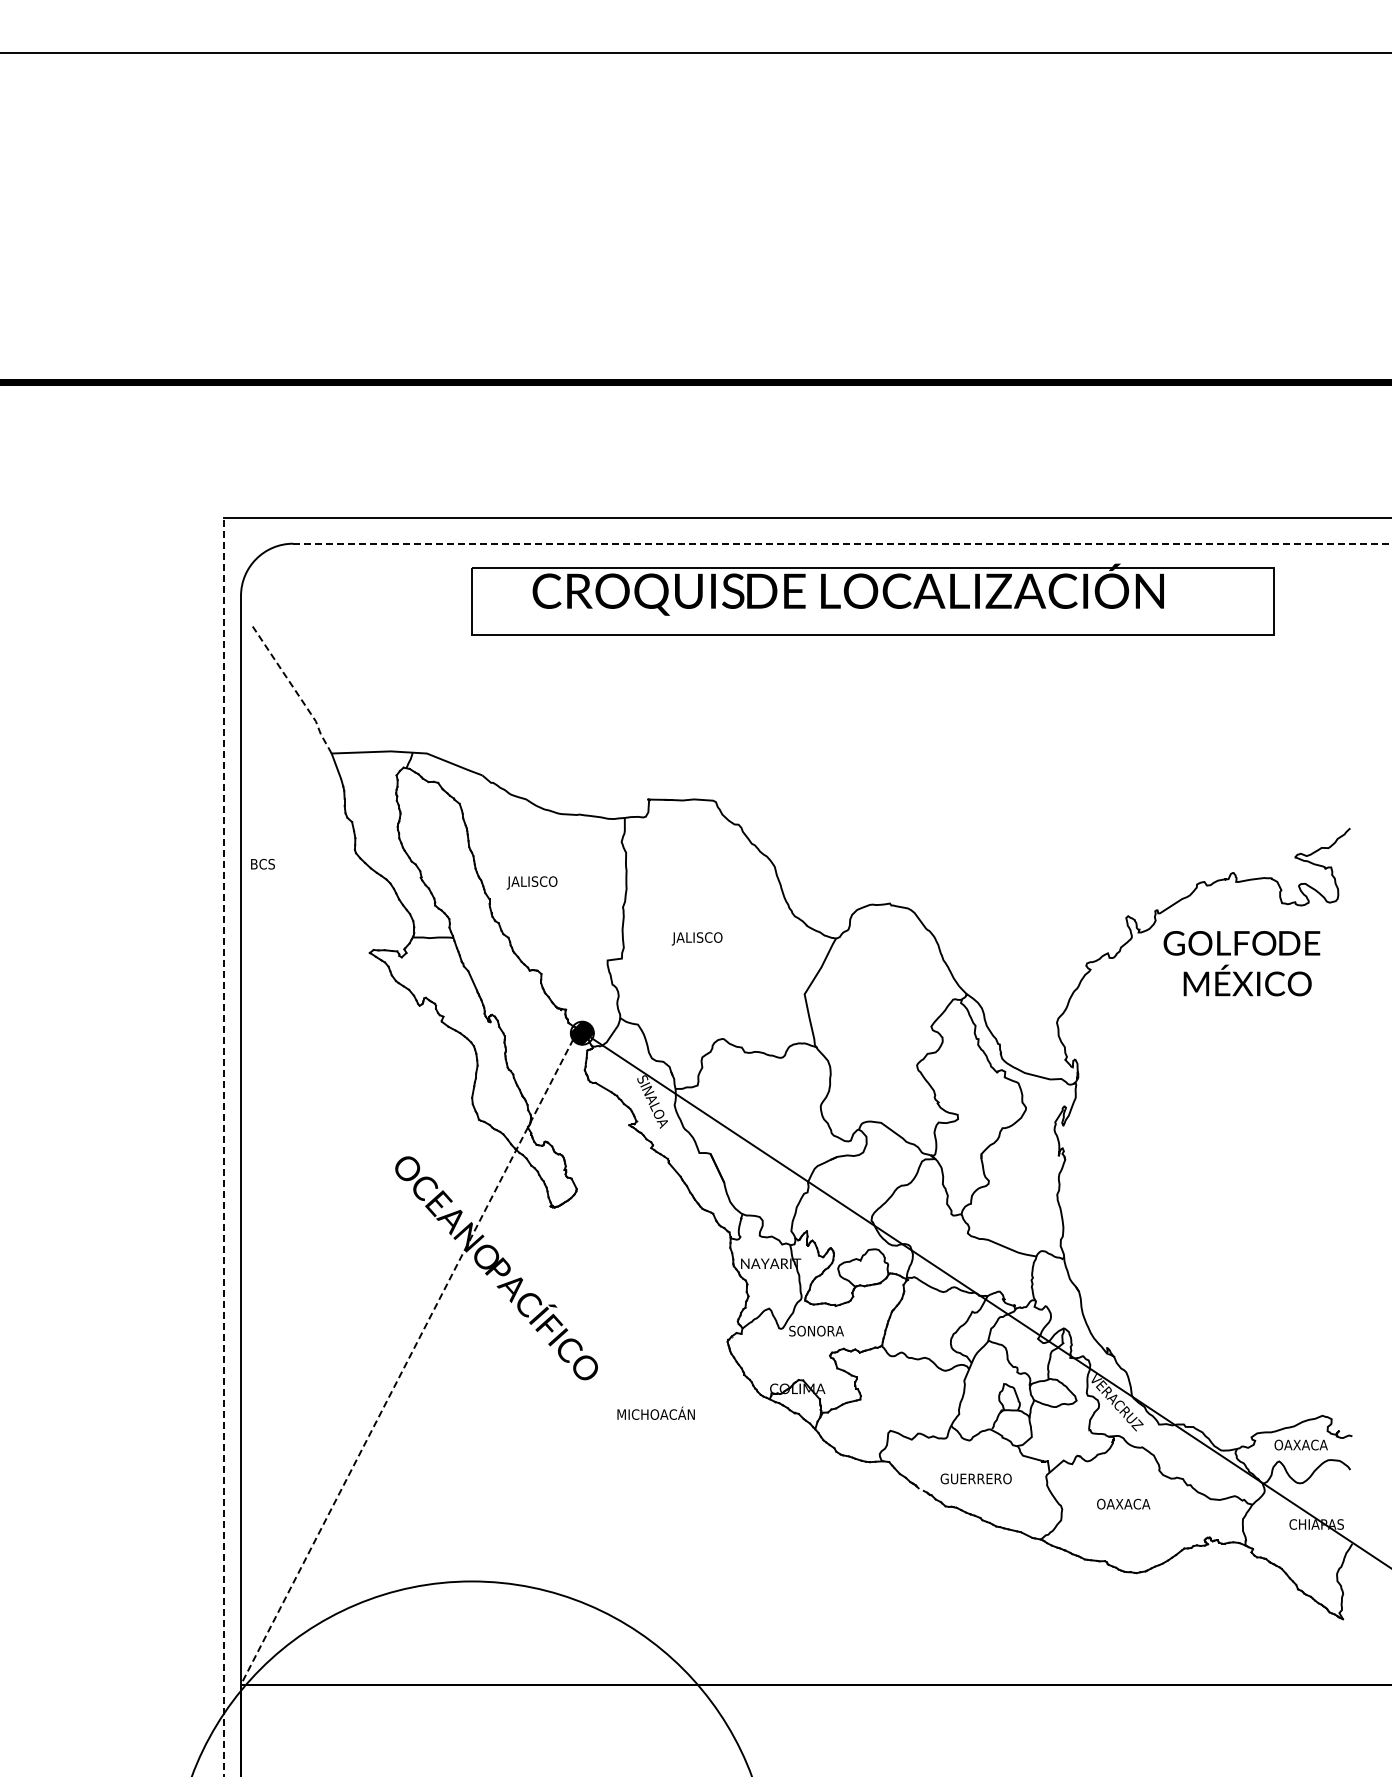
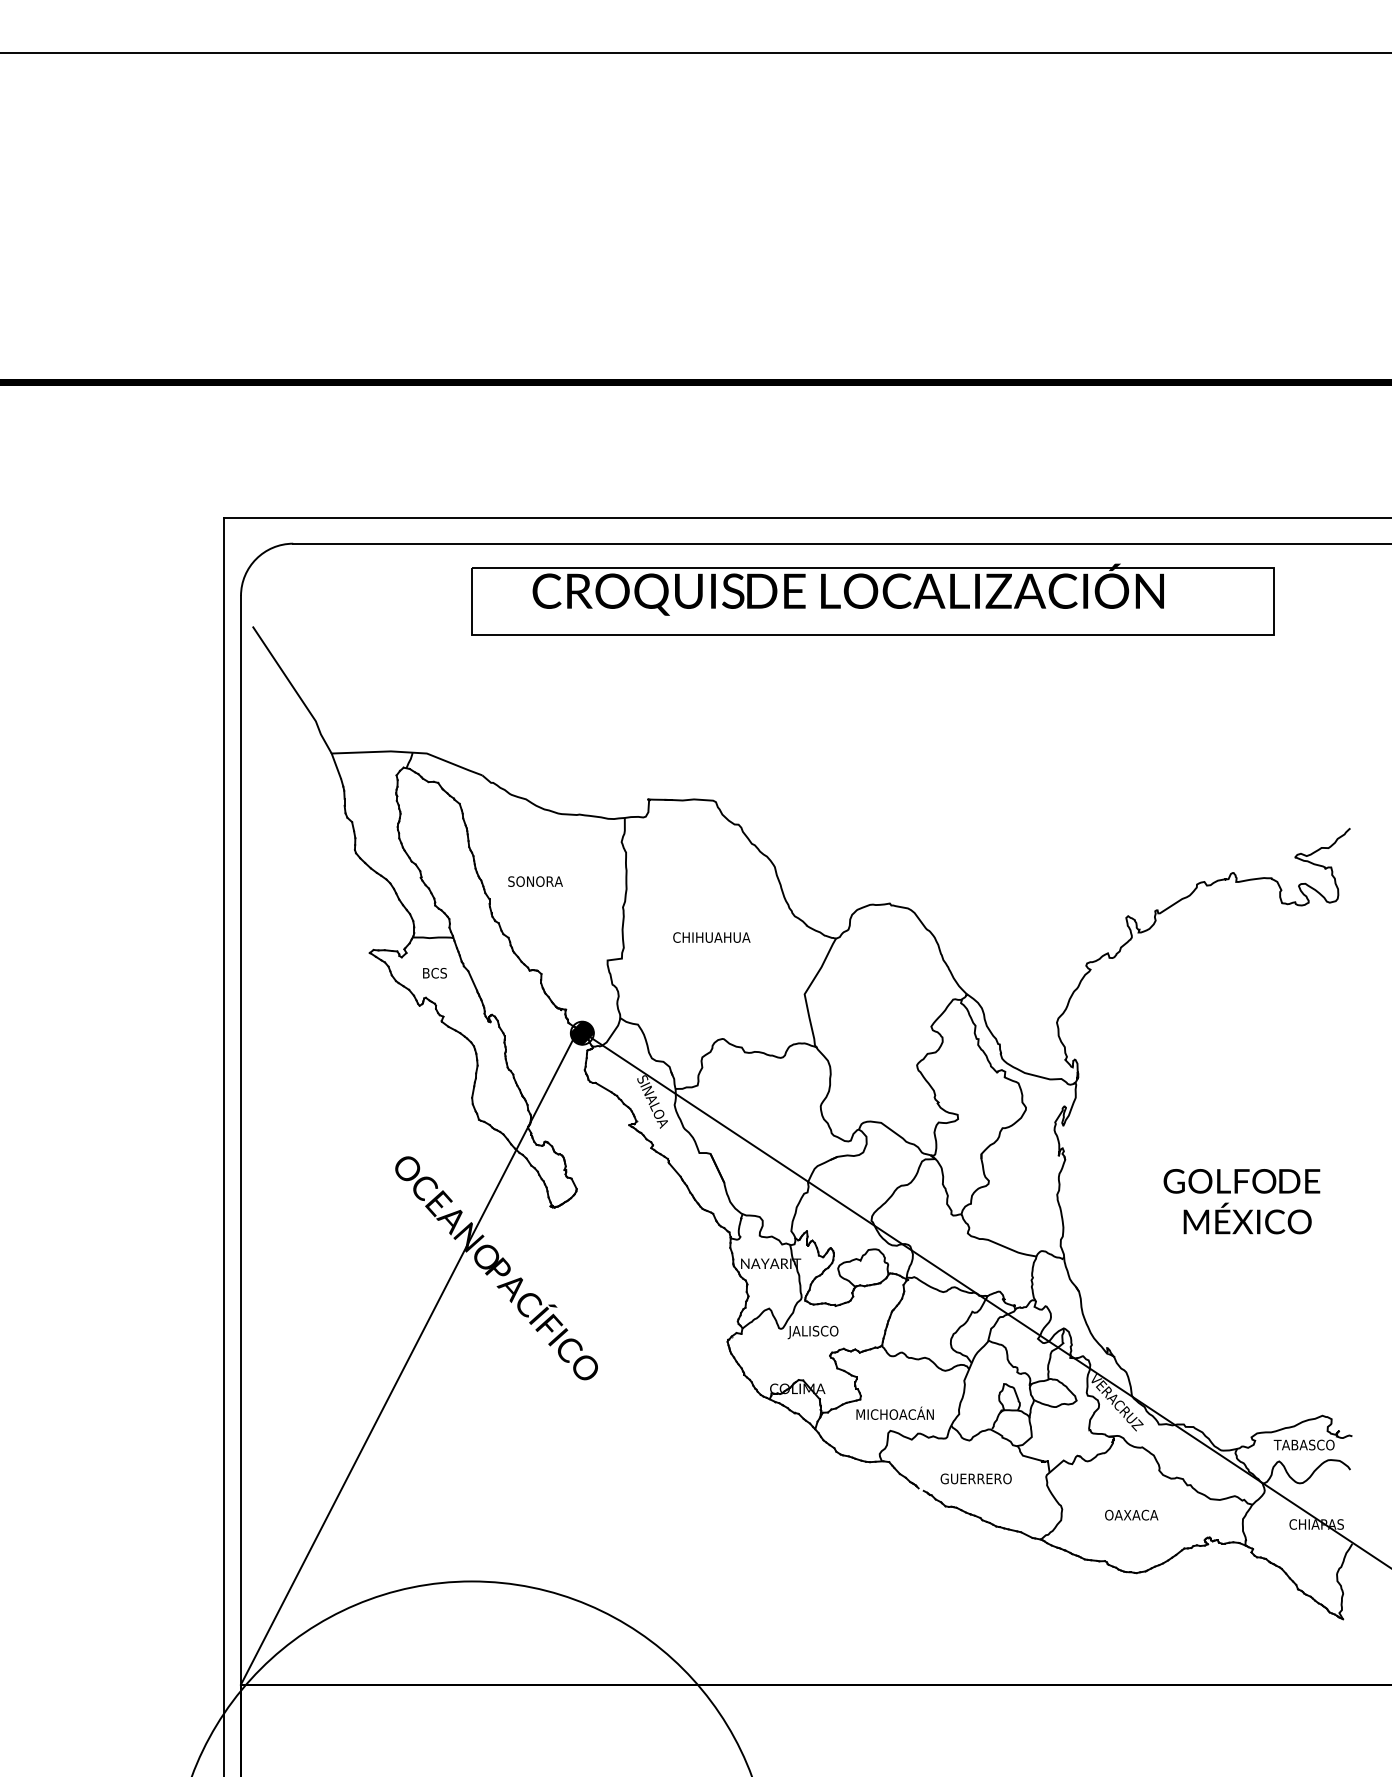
line: dashed -> solid (843, 543)
line: dashed -> solid (294, 689)
text position: (262, 864) -> (434, 973) (434, 973)
text: JALISCO -> SONORA (534, 882)
text: JALISCO -> CHIHUAHUA (710, 938)
text position: (1241, 963) -> (1241, 1201) (1241, 1201)
line: dashed -> solid (224, 1146)
text: SONORA -> JALISCO (815, 1332)
line: dashed -> solid (409, 1357)
text position: (655, 1412) -> (894, 1412) (894, 1412)
text: OAXACA -> TABASCO (1303, 1444)
text position: (1123, 1503) -> (1131, 1514) (1131, 1514)
